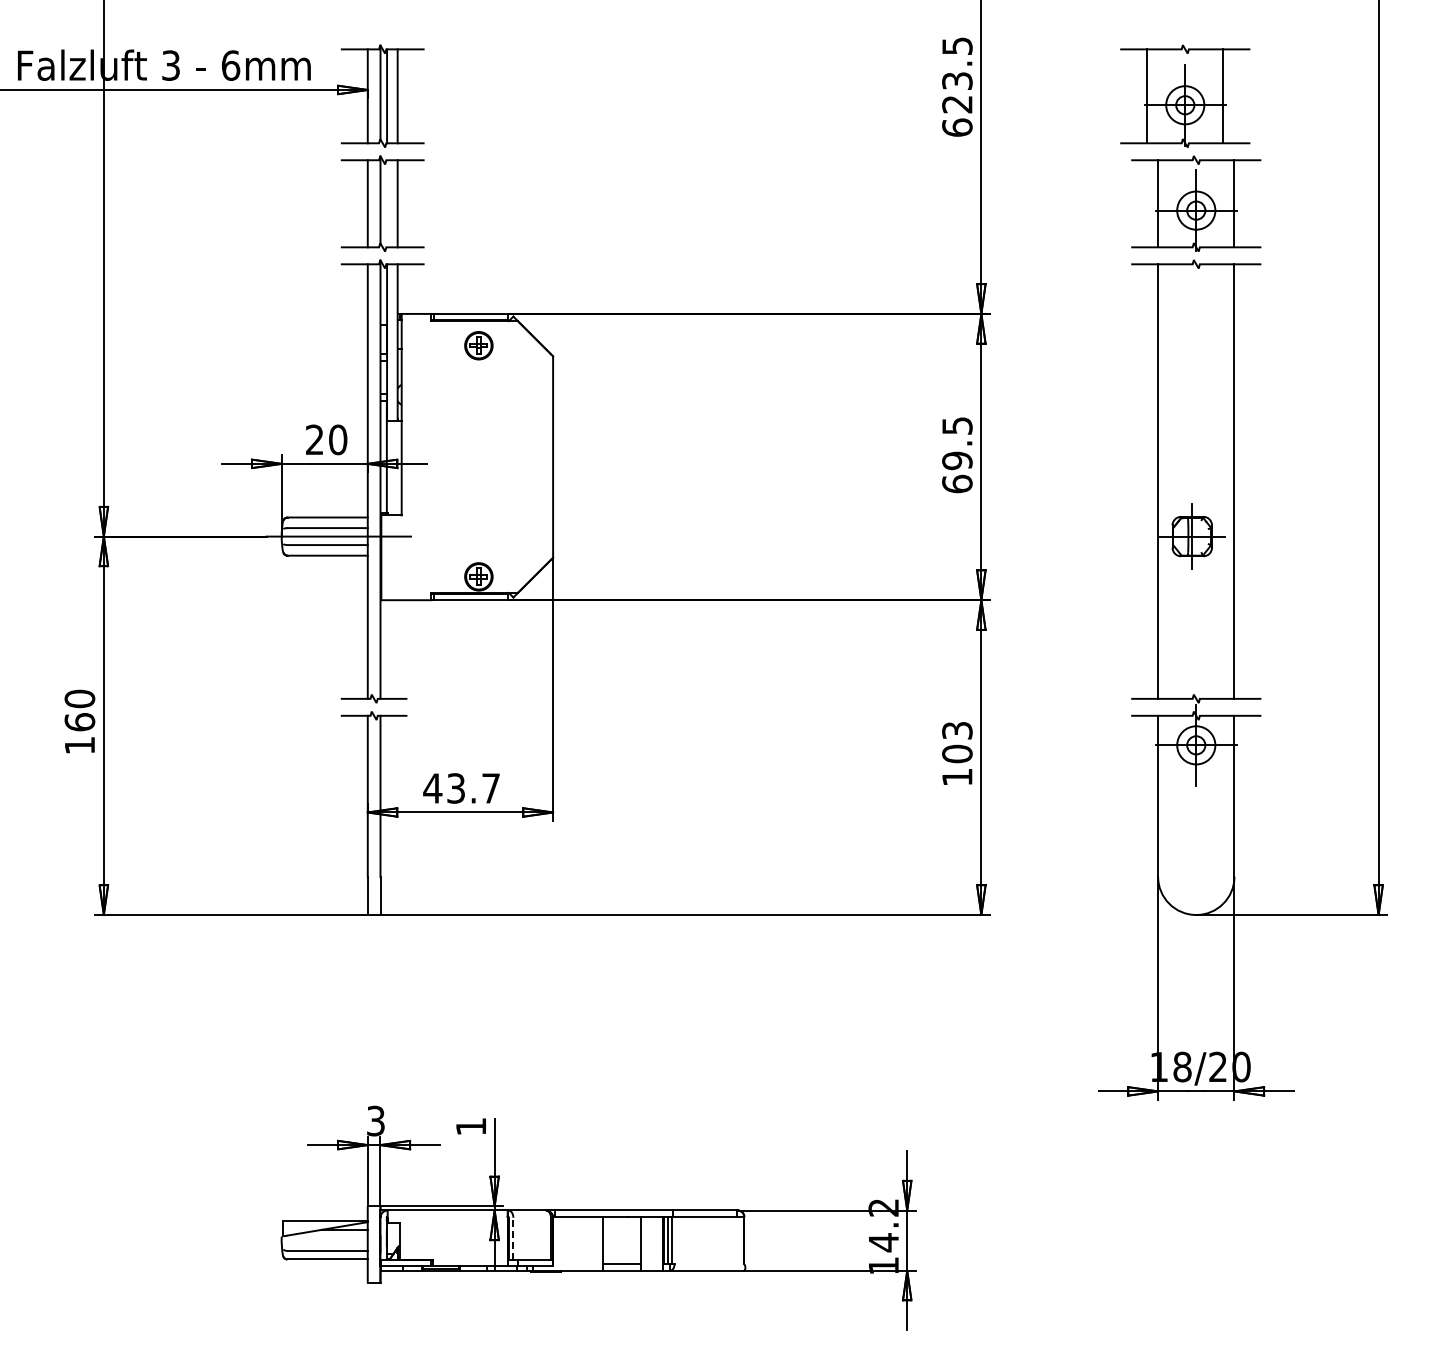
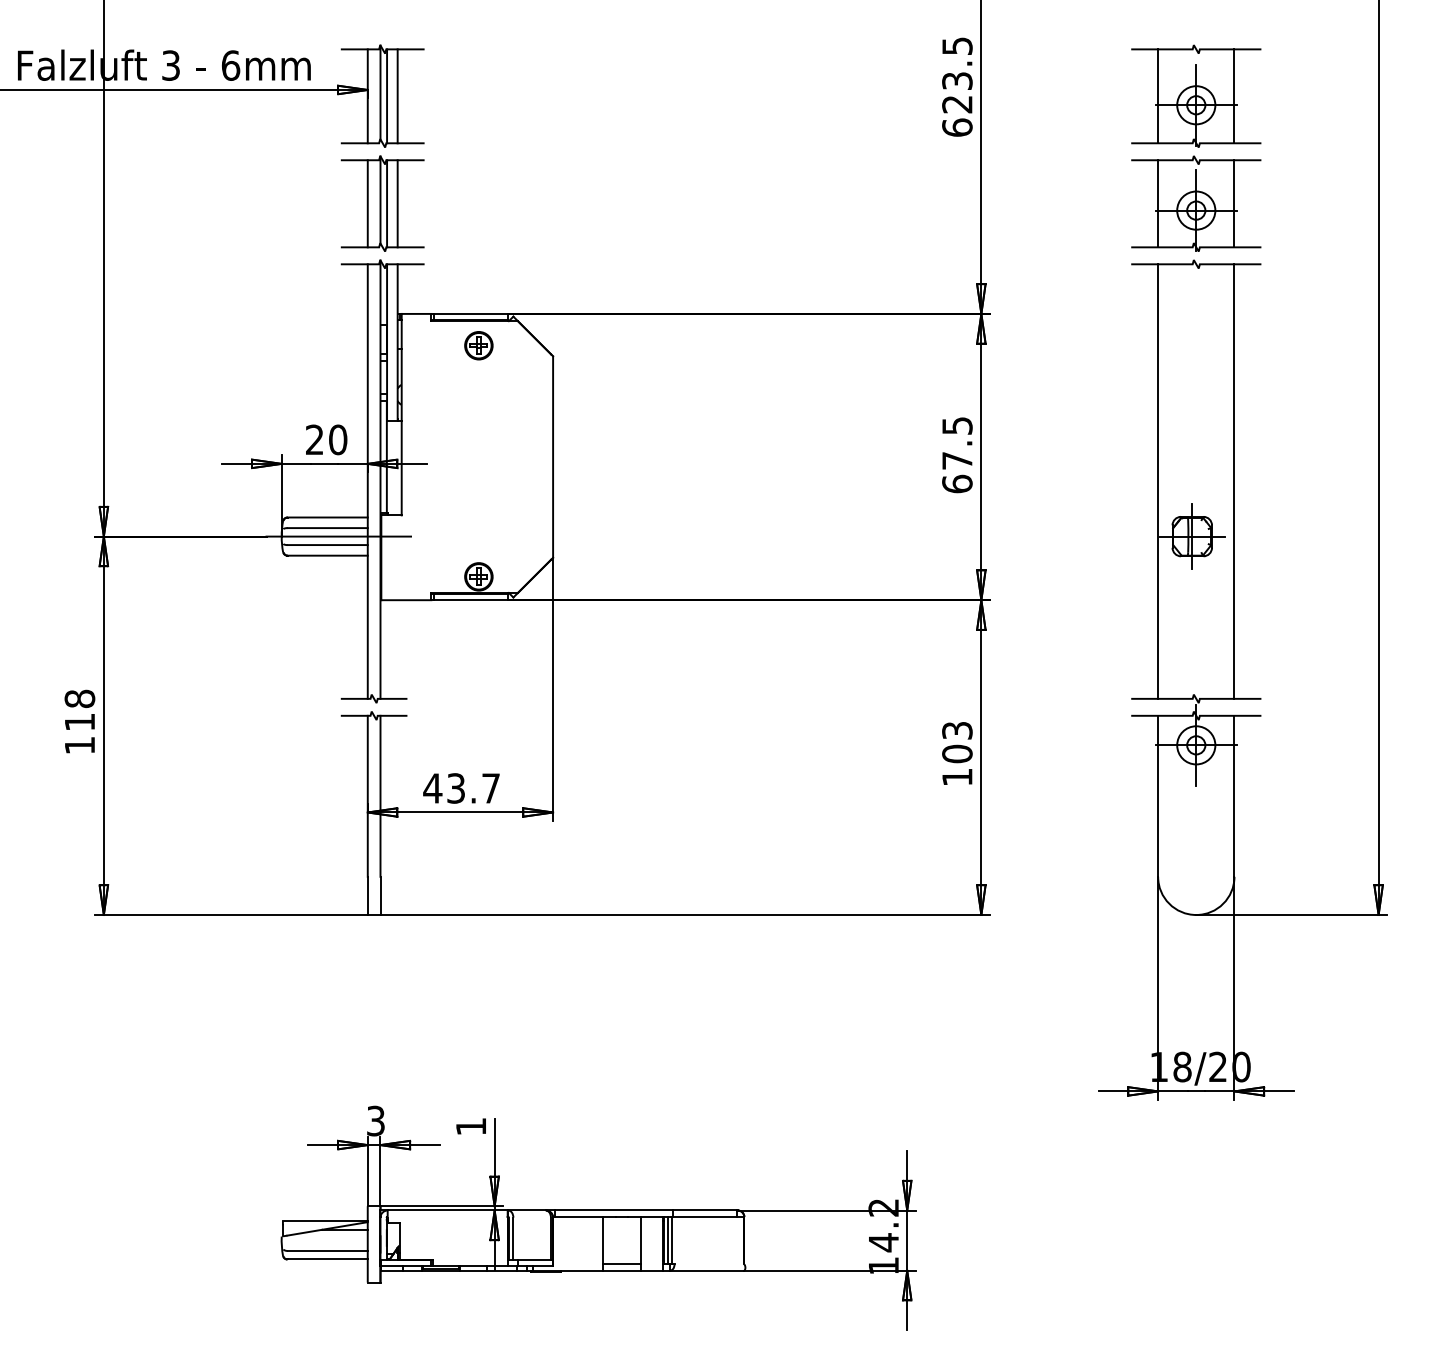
part position: (1185, 95) -> (1196, 95) (1196, 95)
line: none -> present (387, 203)
text: 69.5 -> 67.5 (957, 460)
text: 160 -> 118 (79, 710)
line: dashed -> solid (513, 1238)
